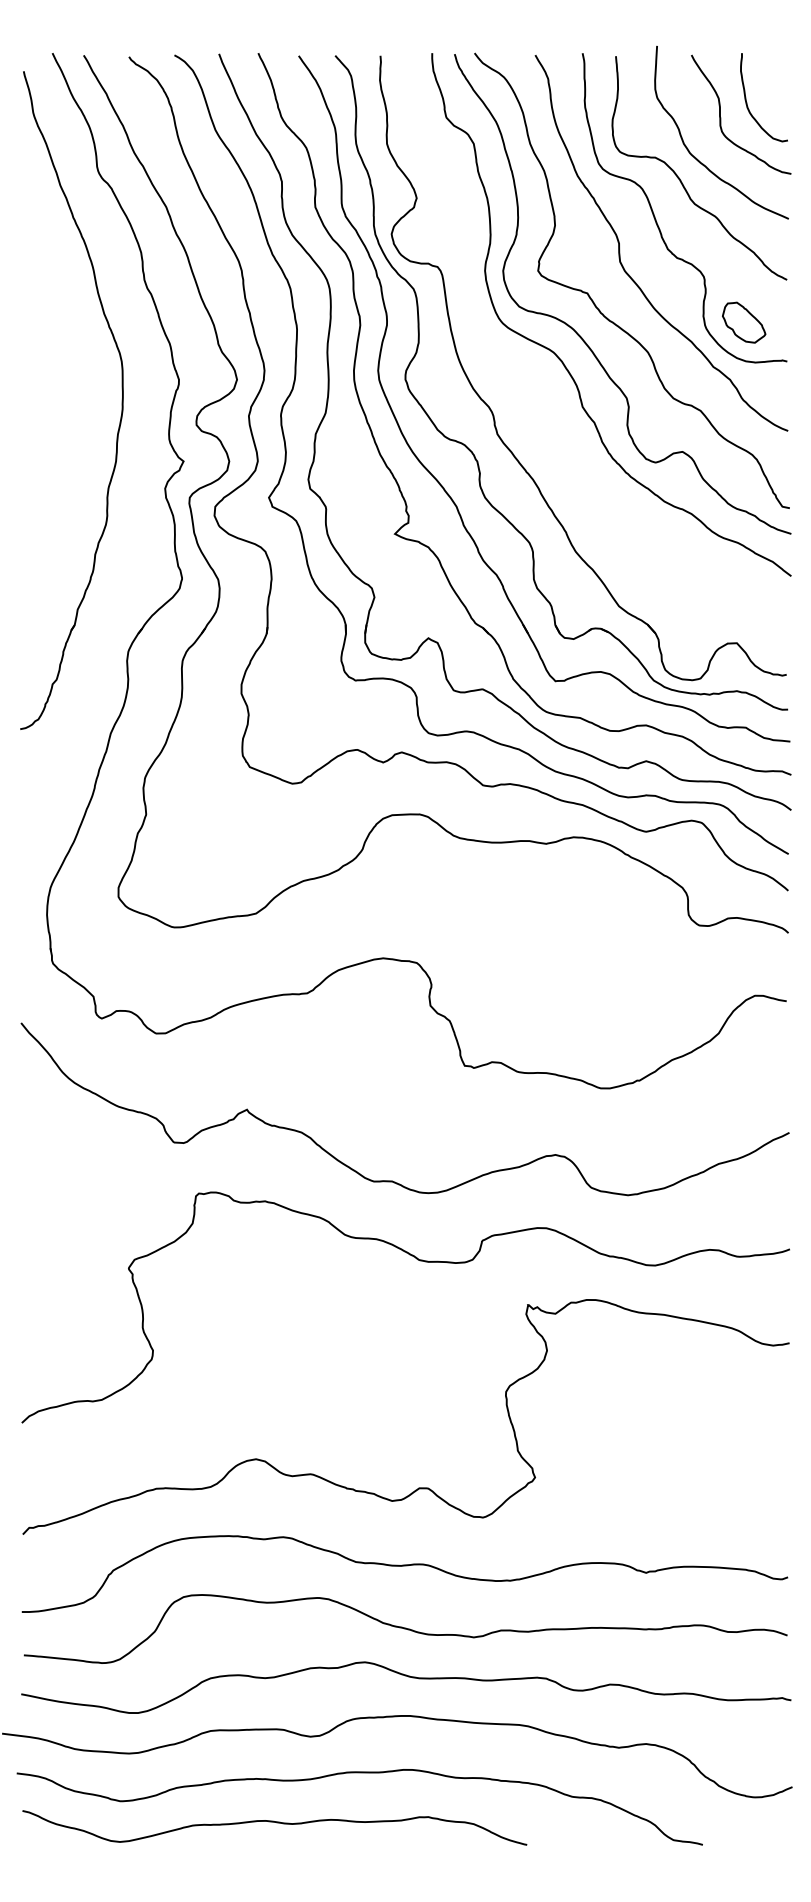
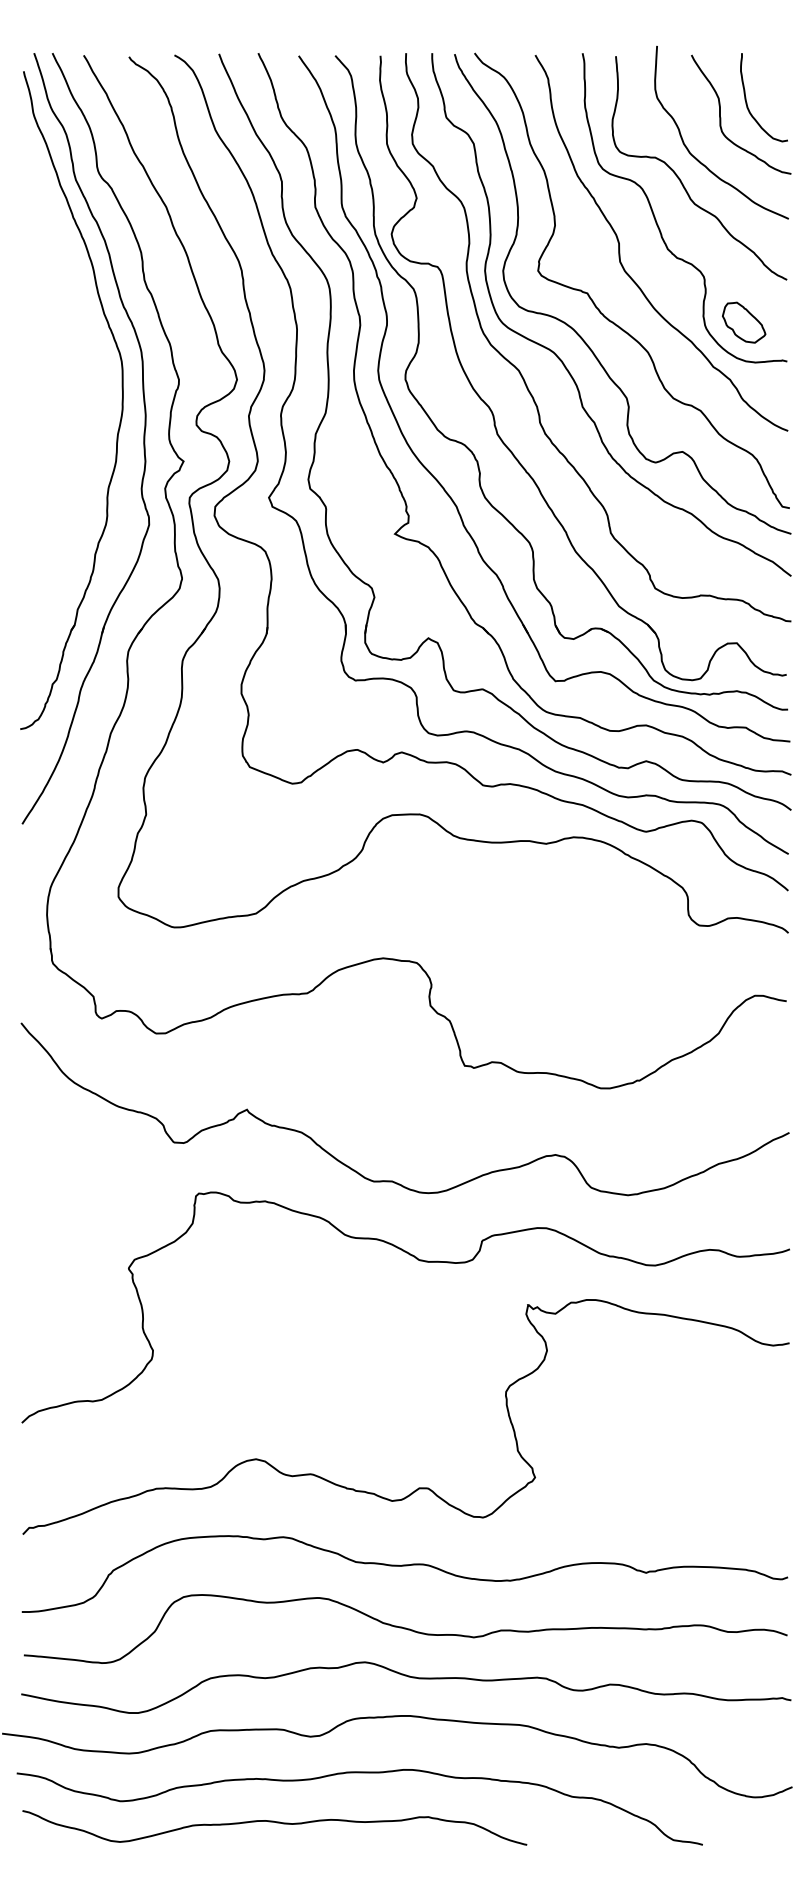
curve: none -> present (523, 376)
part: none -> present (143, 438)
